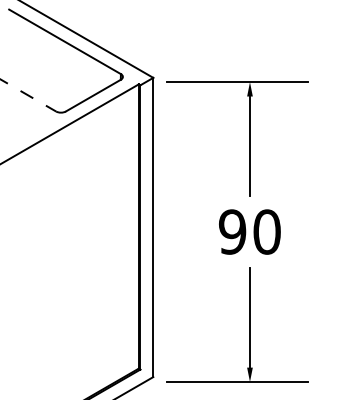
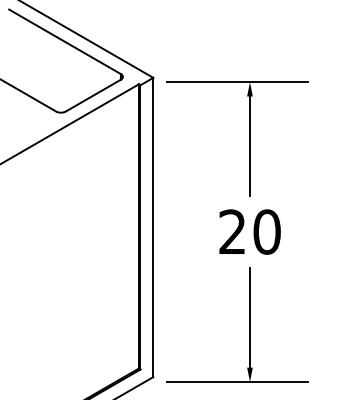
line: dashed -> solid (28, 95)
text: 90 -> 20 (232, 231)
